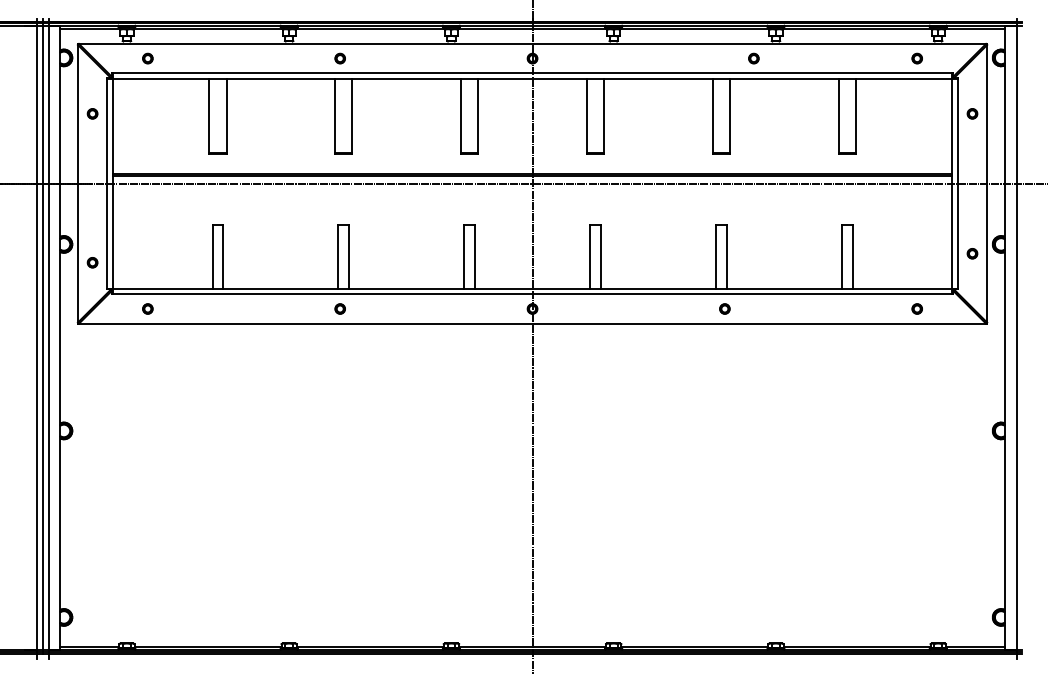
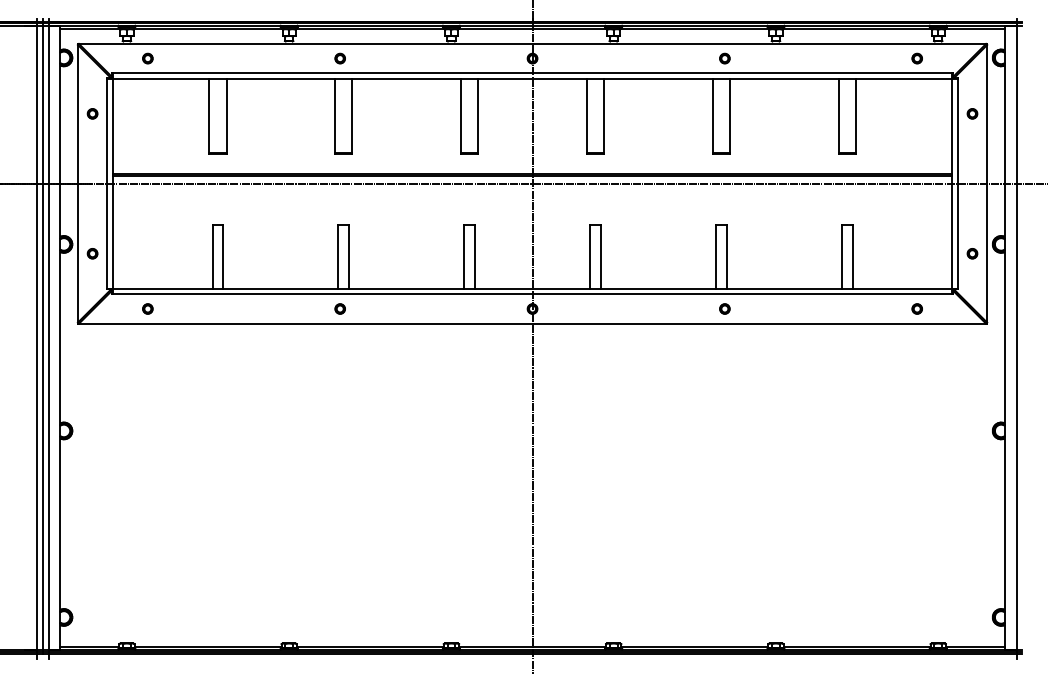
part position: (753, 58) -> (724, 58) (724, 58)
part position: (92, 262) -> (92, 253) (92, 253)
